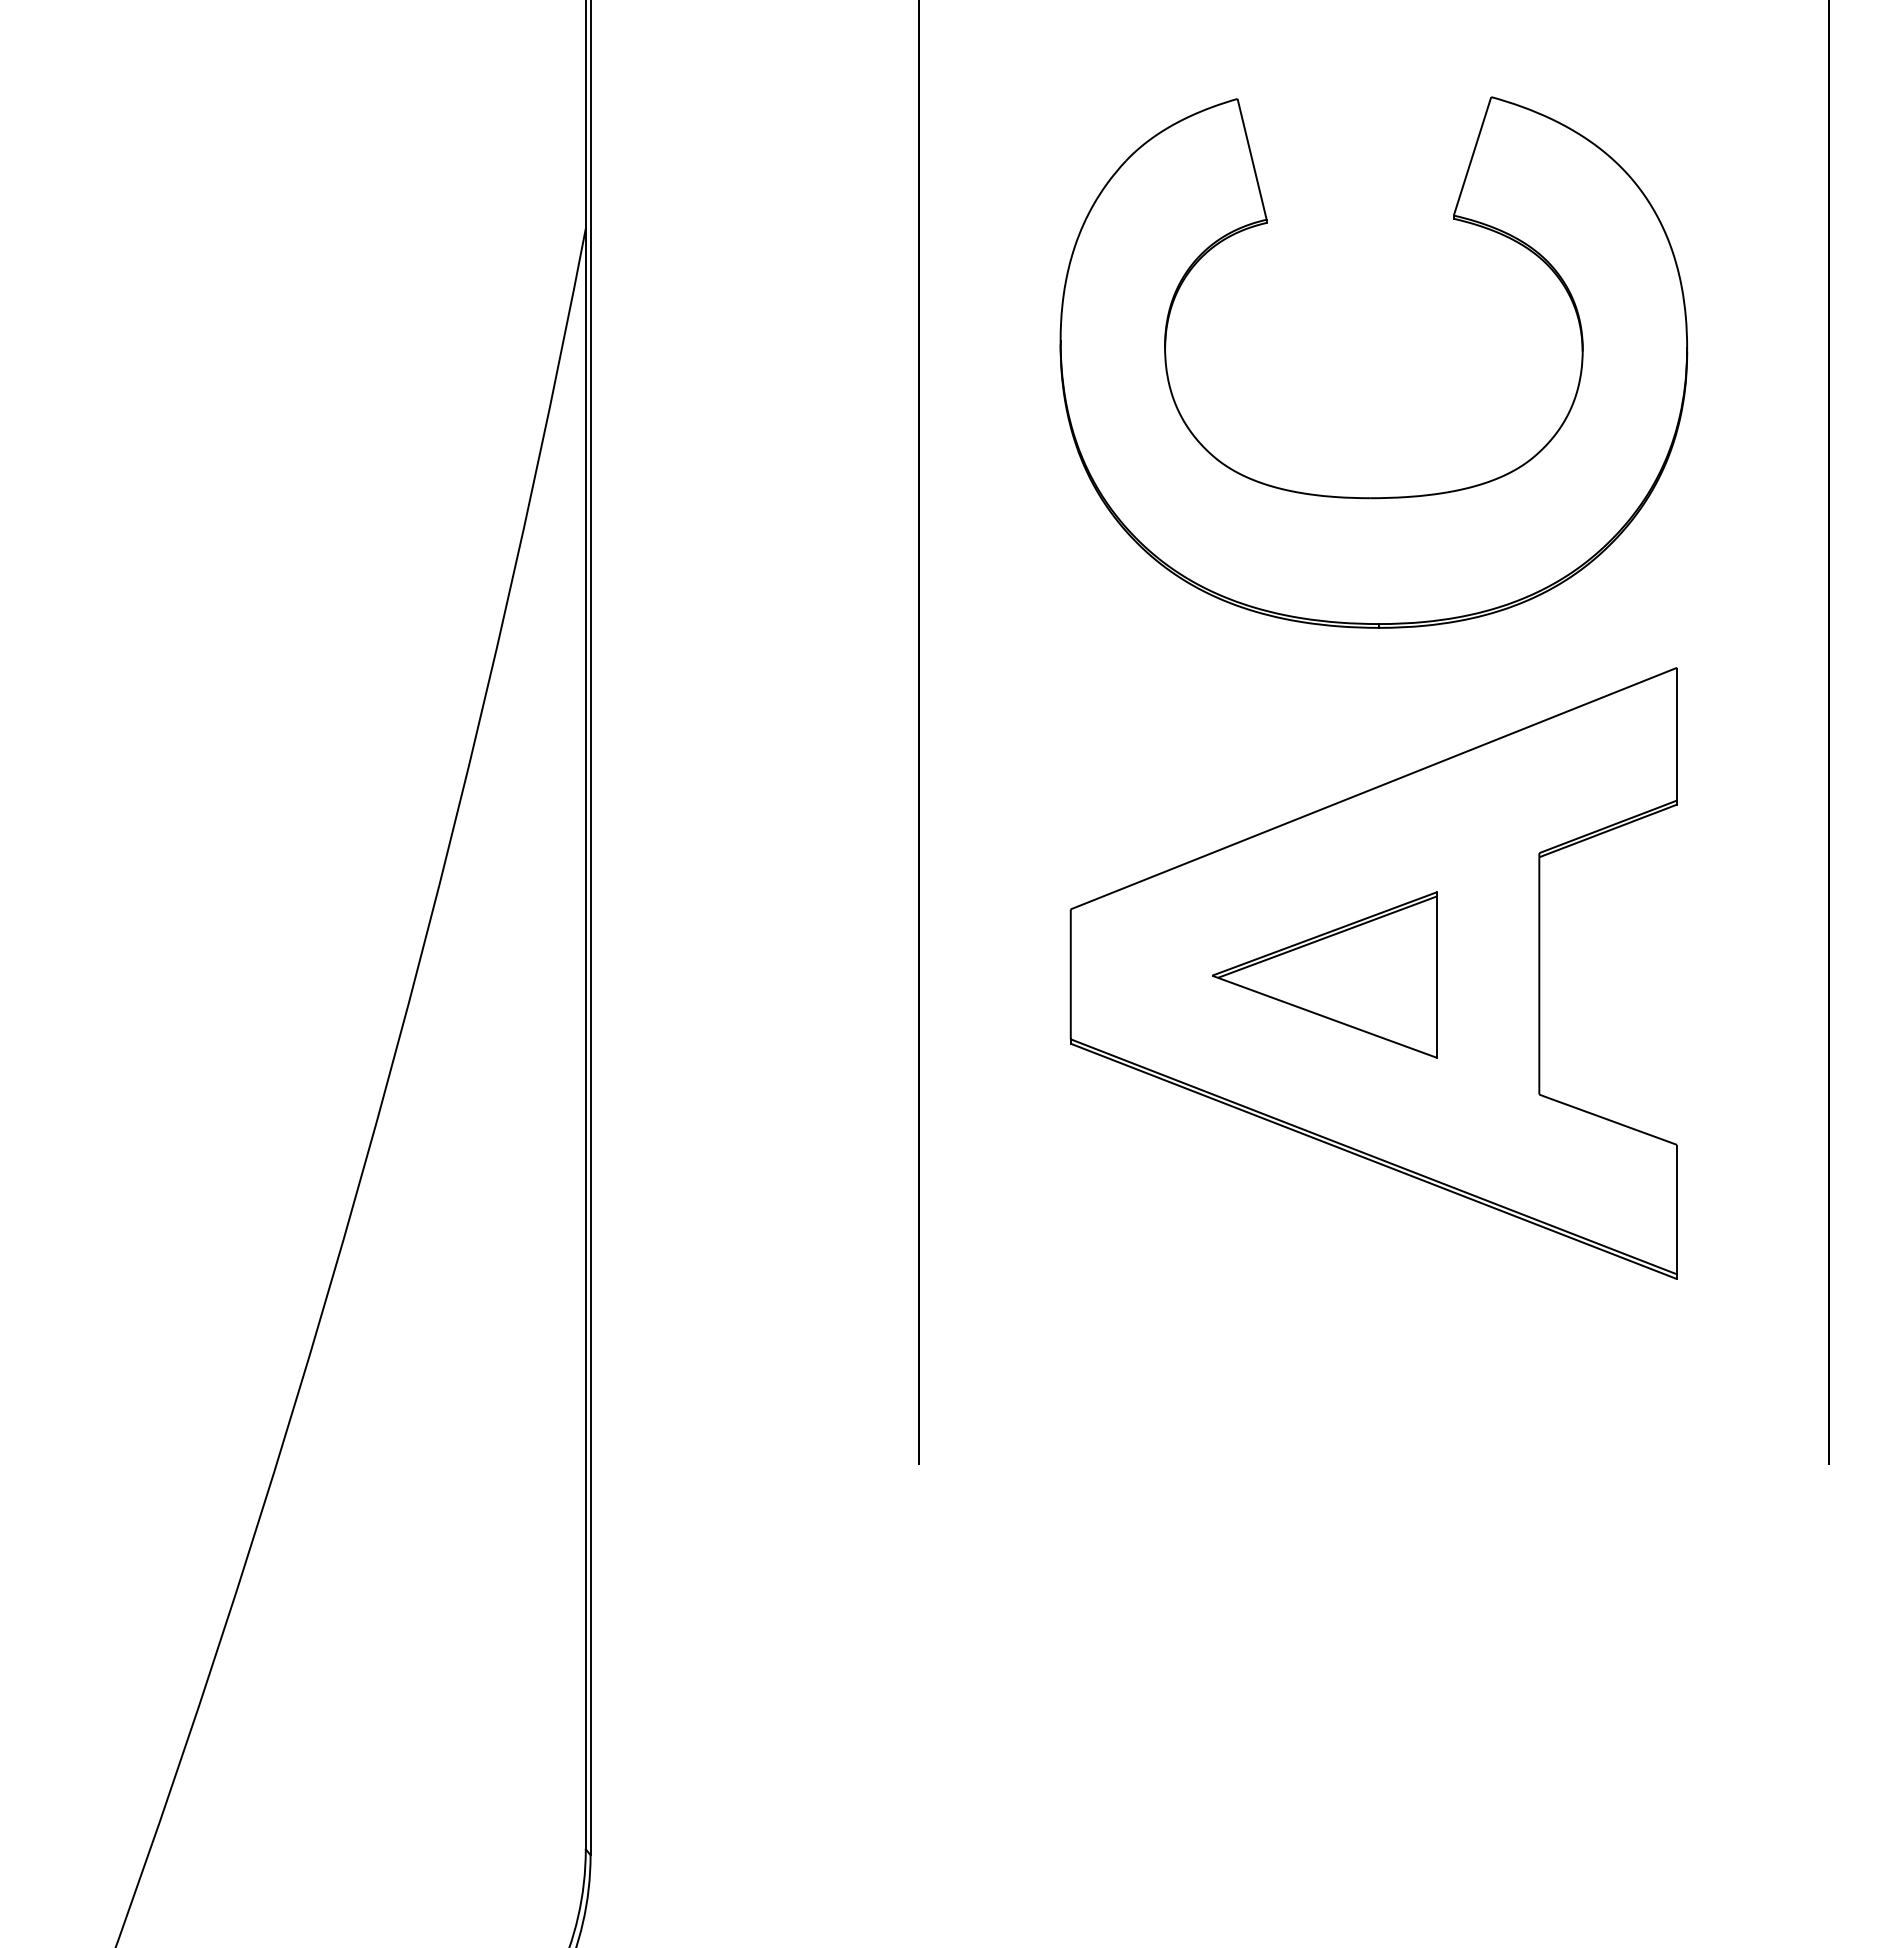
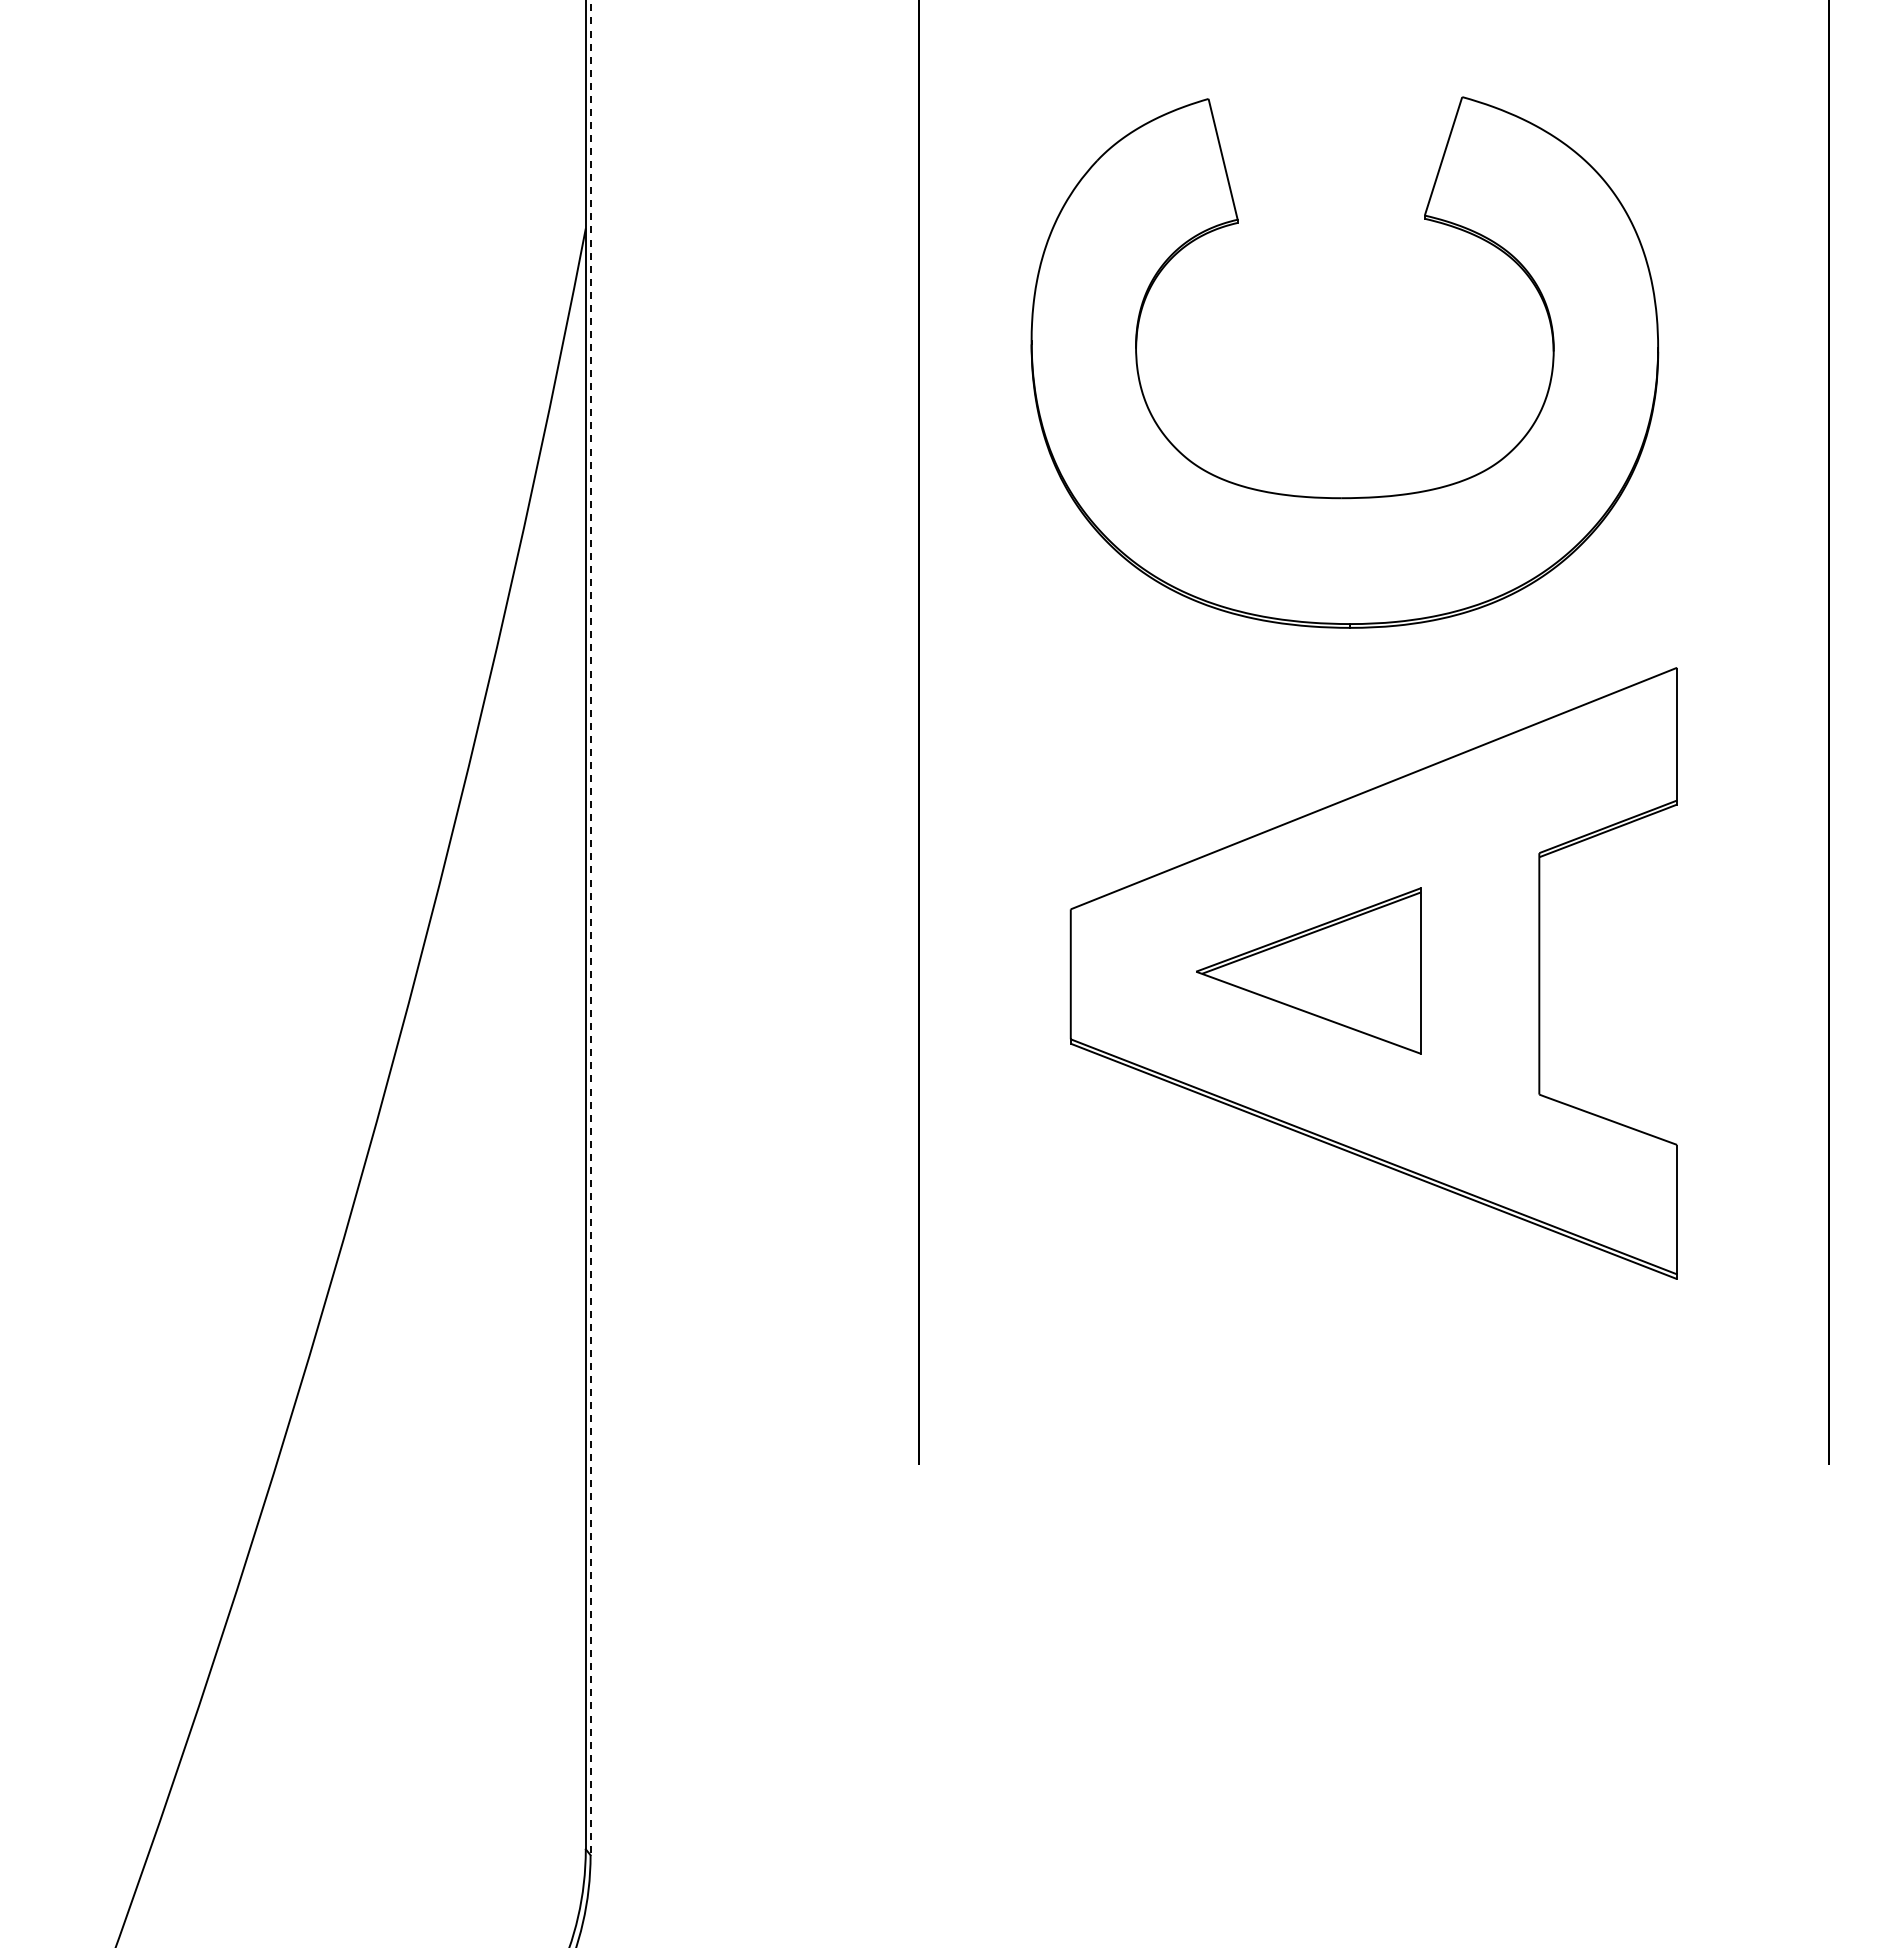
part position: (1373, 497) -> (1344, 497) (1344, 497)
line: solid -> dashed (590, 928)
part position: (1324, 974) -> (1308, 970) (1308, 970)
